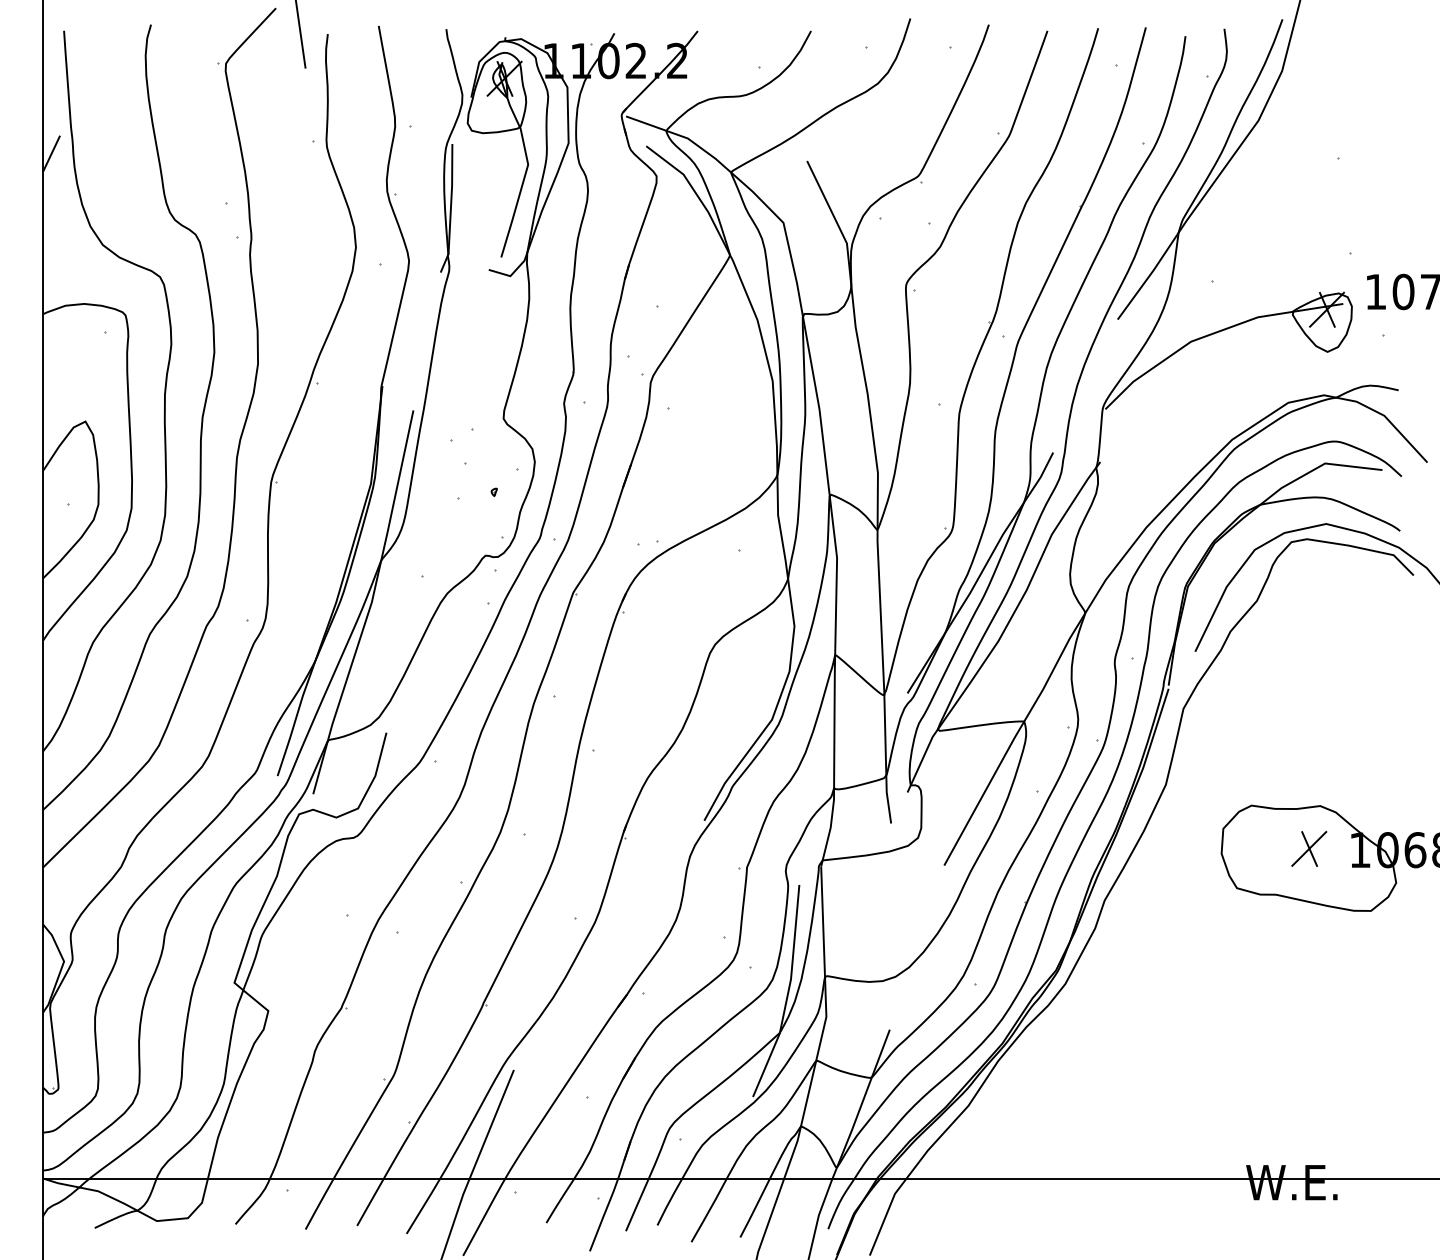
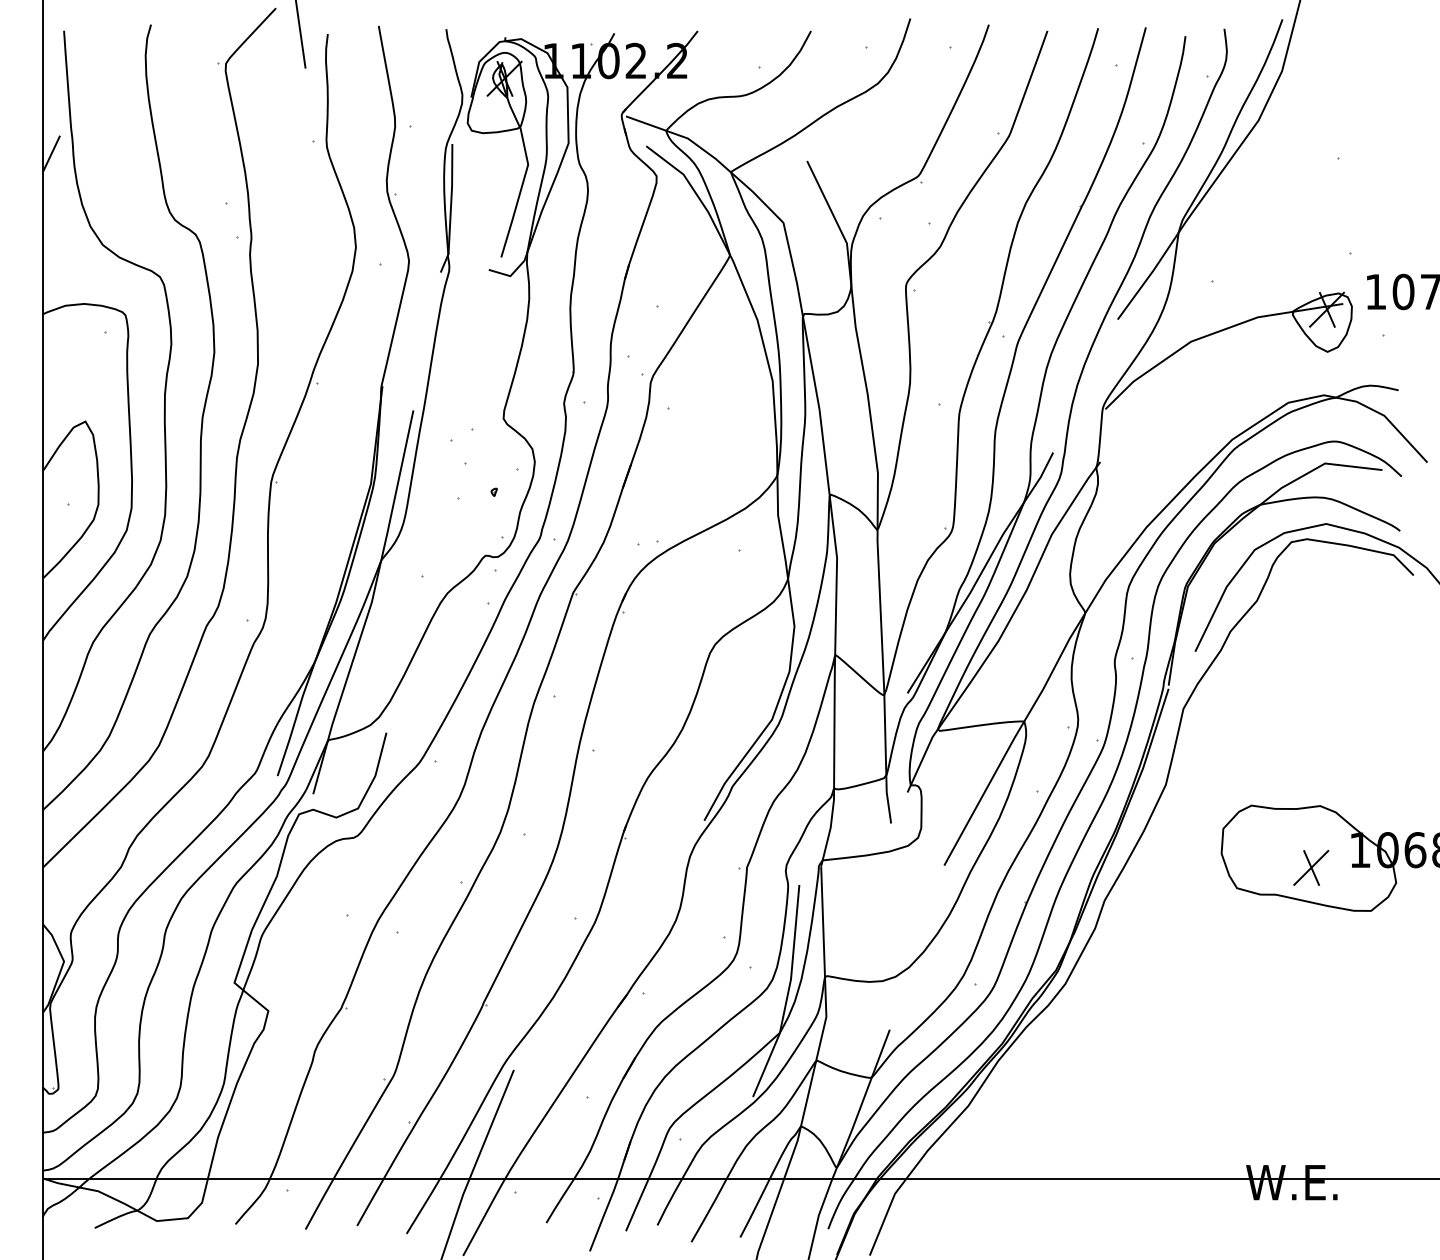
part position: (1309, 848) -> (1311, 867) (1311, 867)
